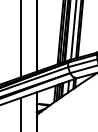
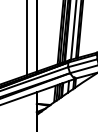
line position: (20, 39) -> (26, 39) (26, 39)
line: present -> none (20, 112)
